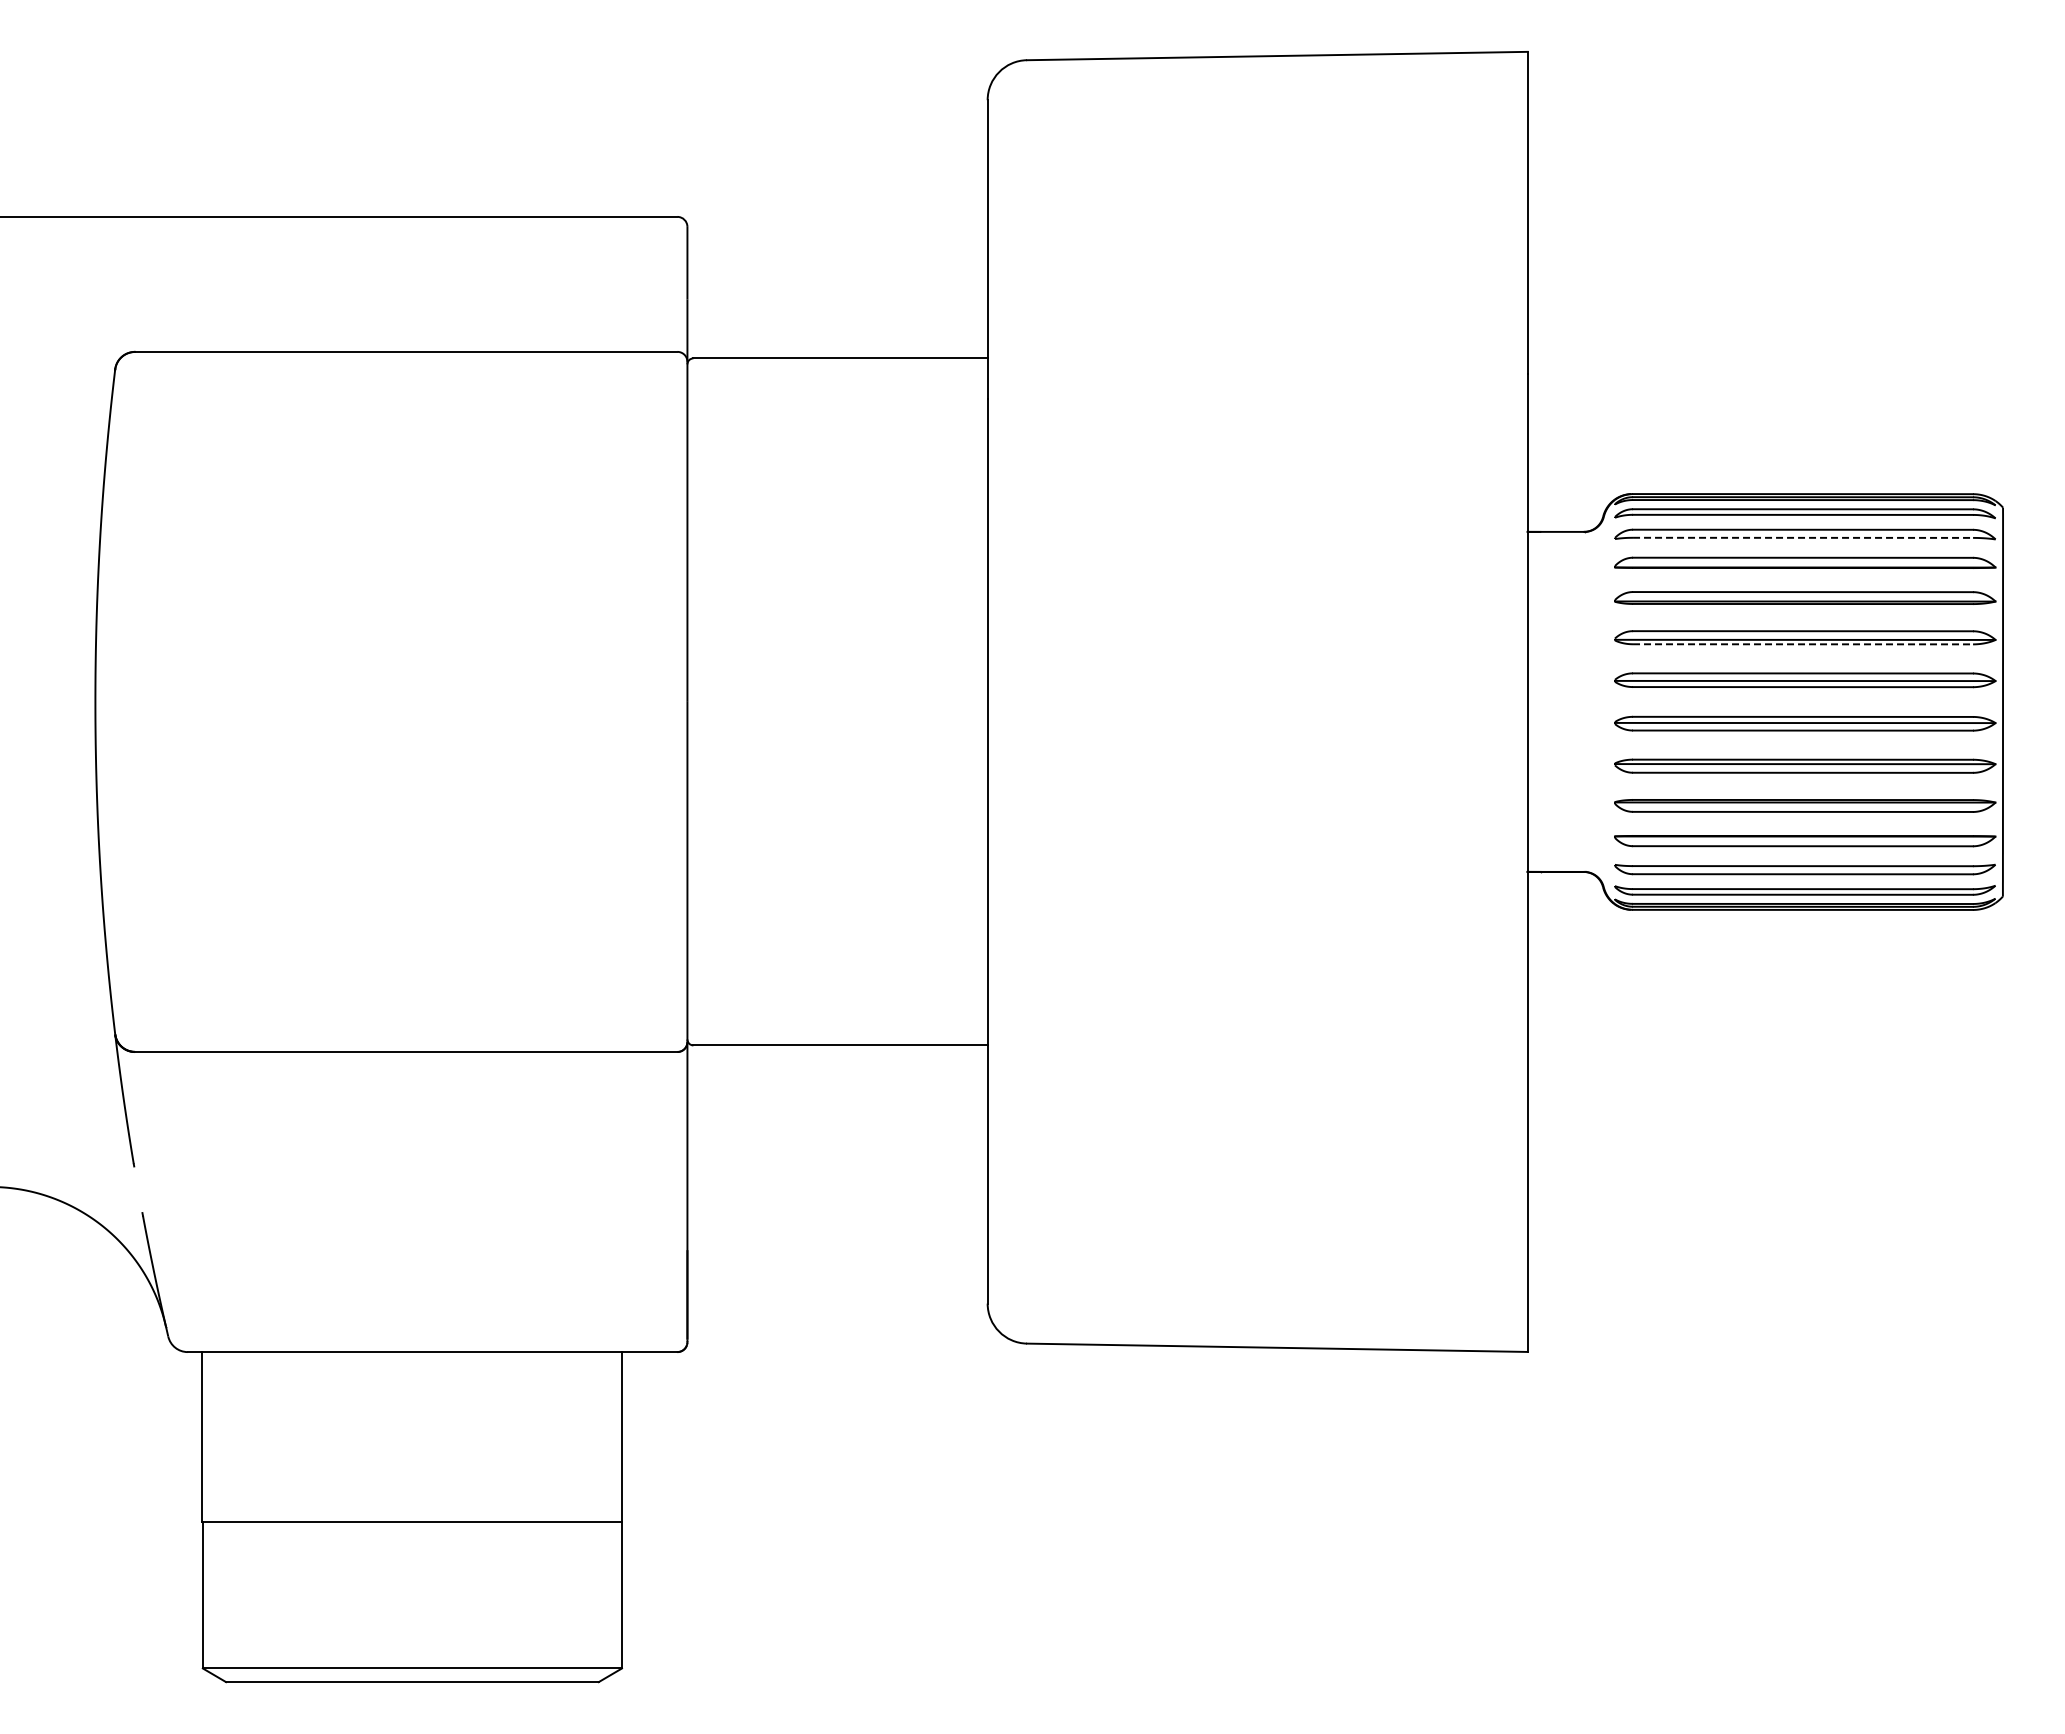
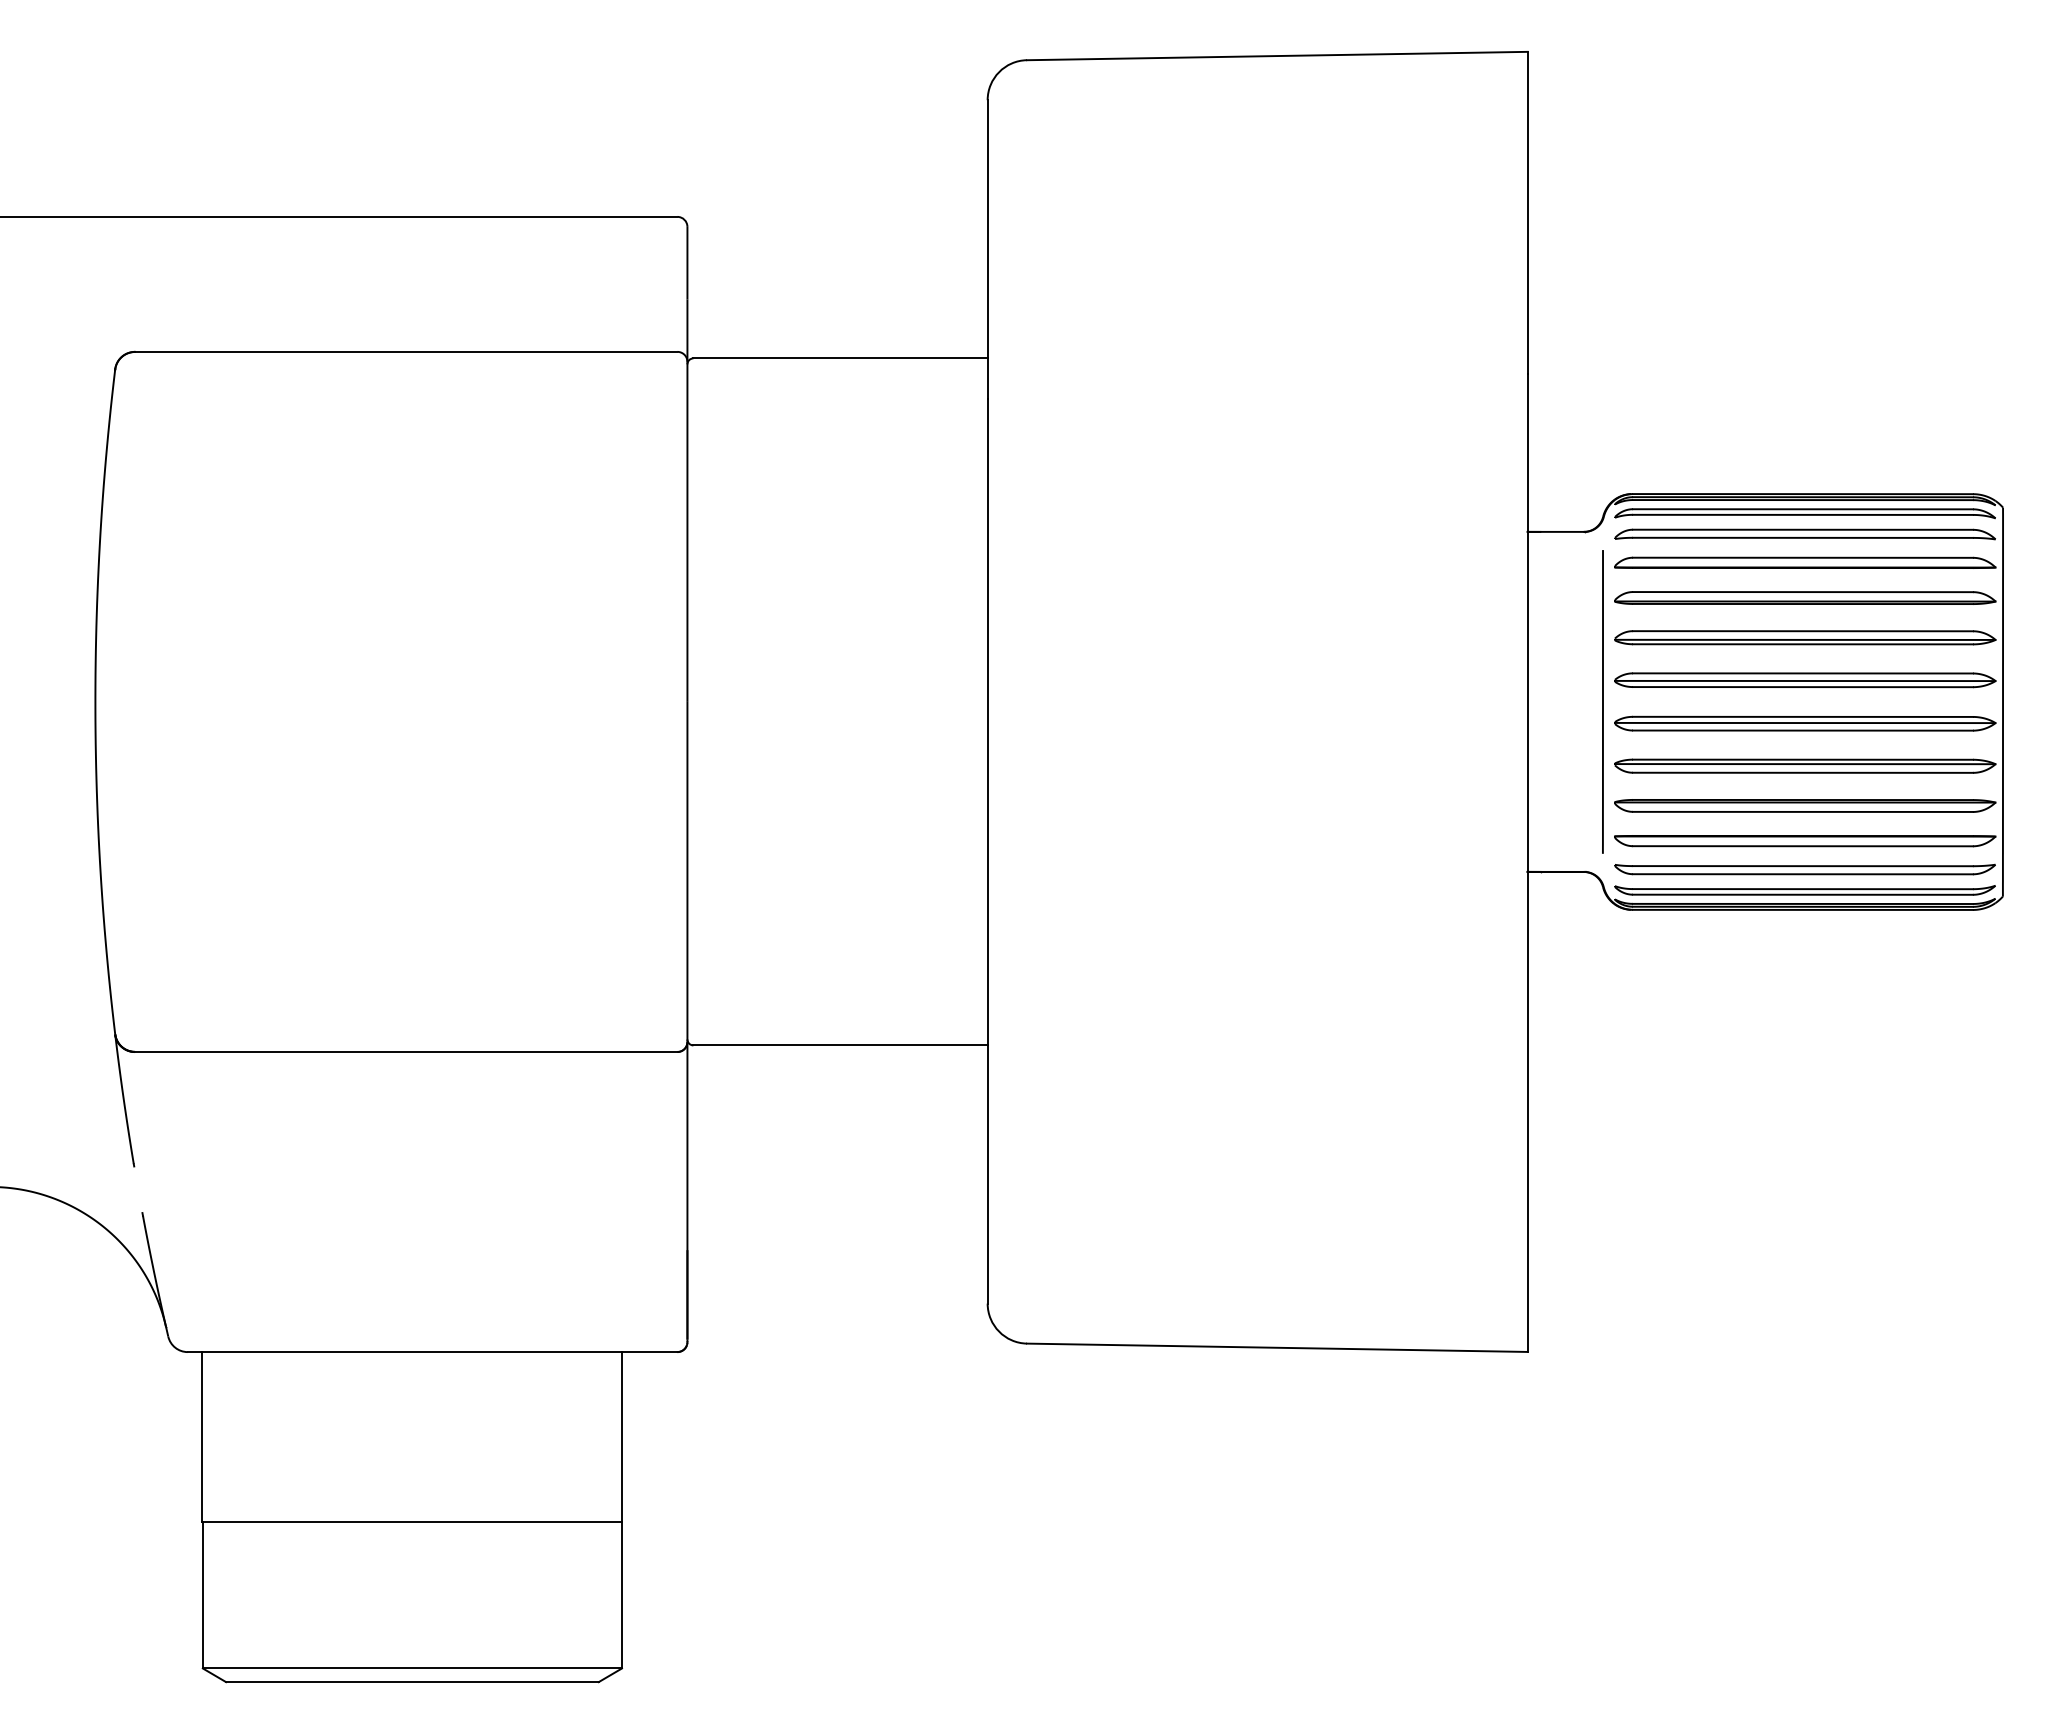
line: dashed -> solid (1803, 537)
line: dashed -> solid (1803, 644)
line: none -> present (1602, 701)
